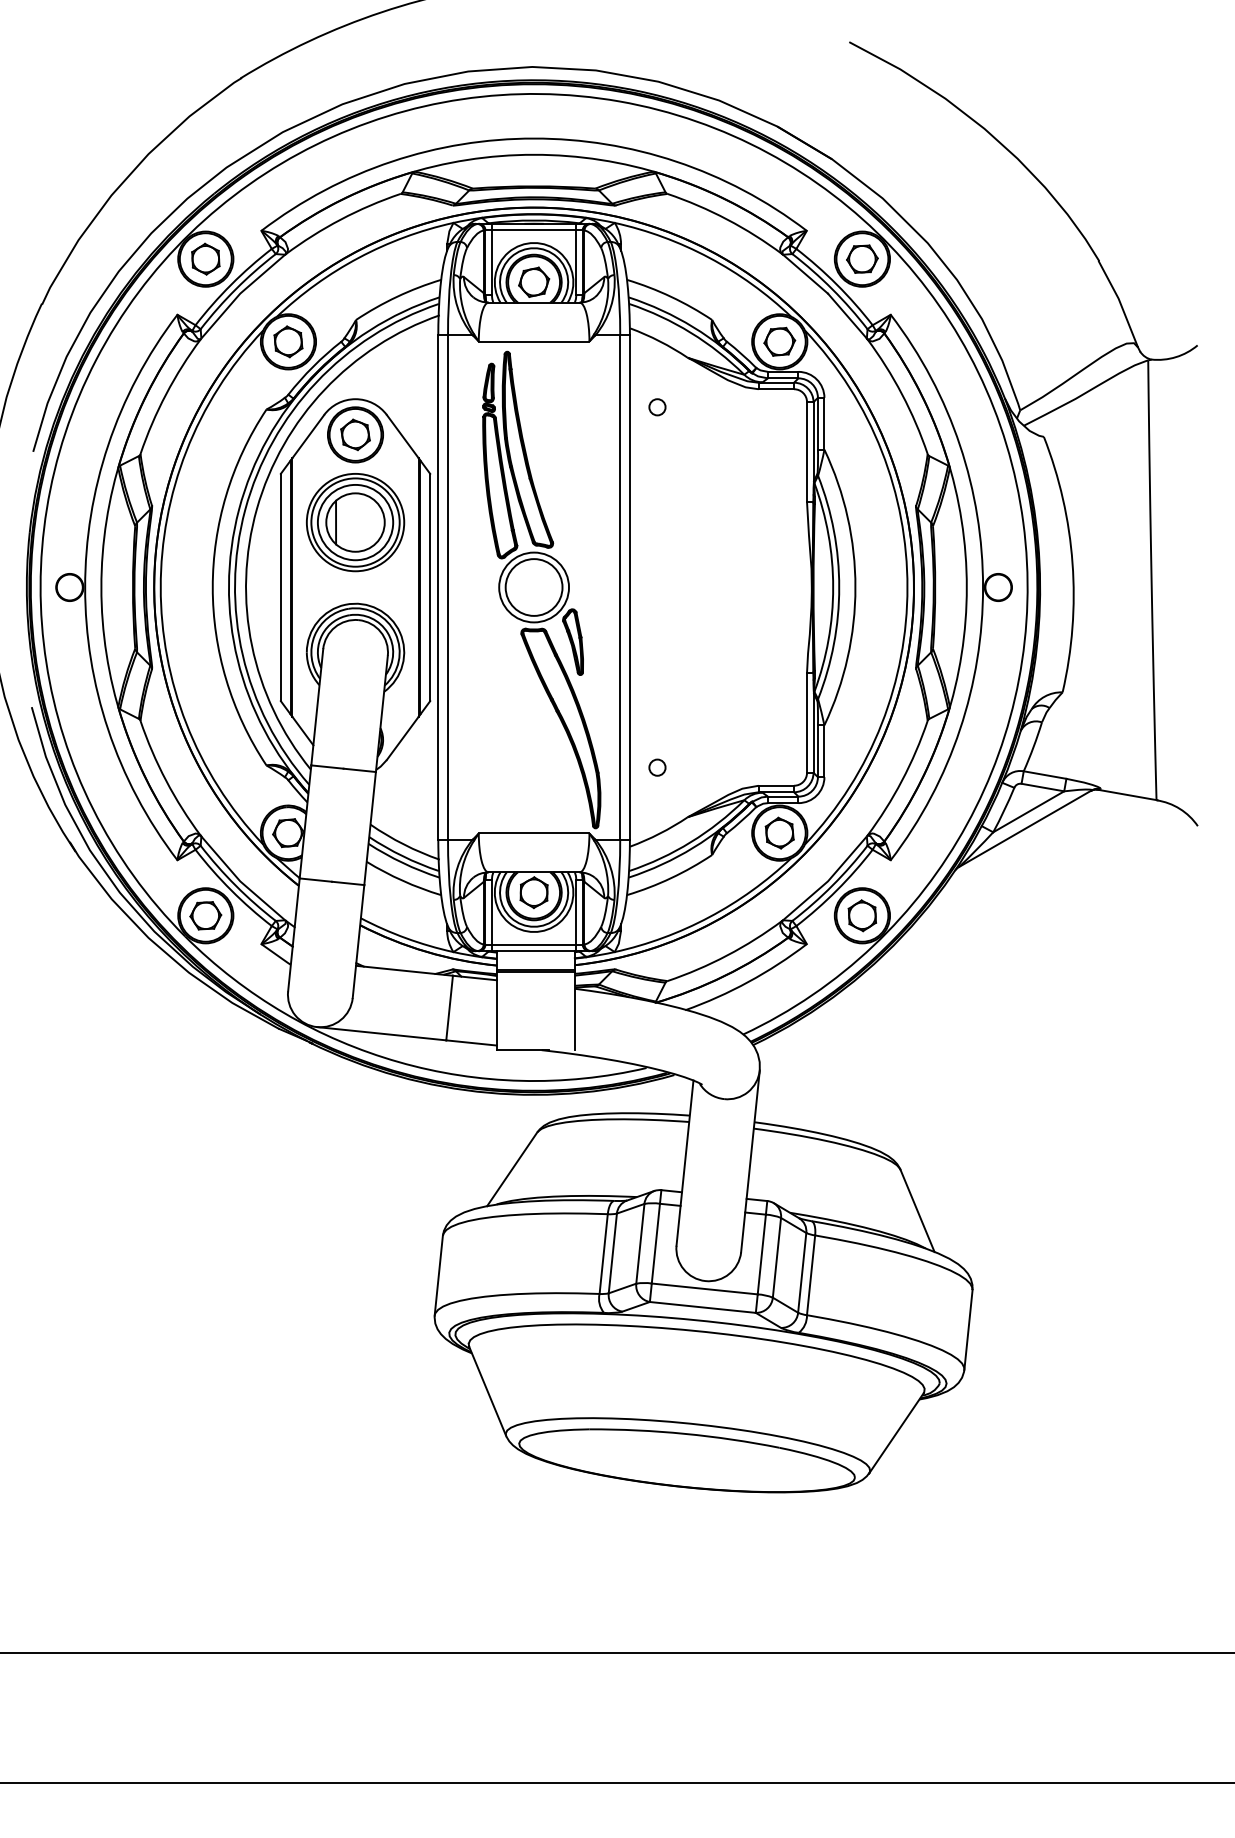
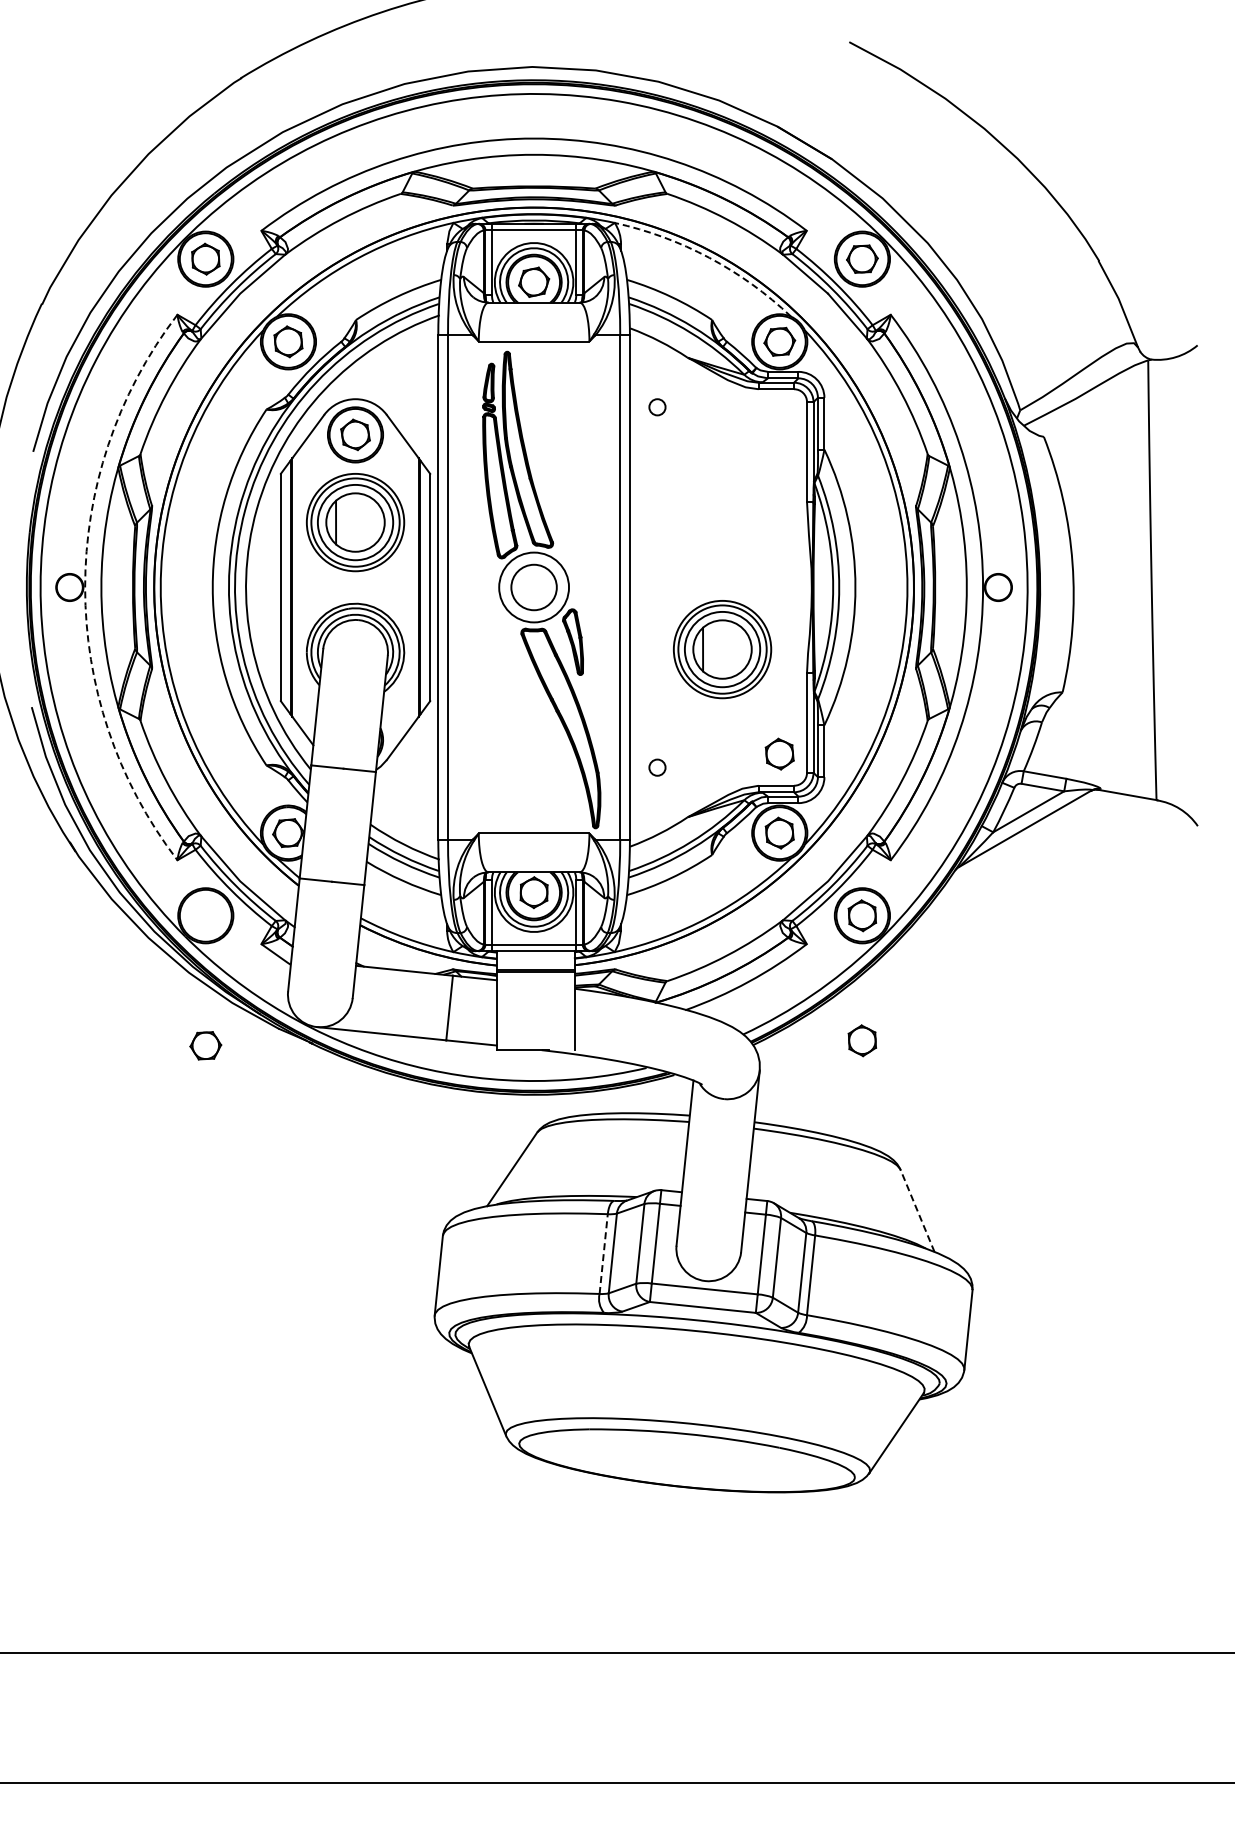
arc: solid -> dashed (709, 257)
arc: solid -> dashed (85, 587)
circle diameter: 57 px -> 45 px (533, 587)
part: none -> present (722, 649)
part: none -> present (779, 753)
part position: (205, 915) -> (205, 1045) (205, 1045)
part: none -> present (861, 1040)
line: solid -> dashed (917, 1210)
line: solid -> dashed (603, 1253)
